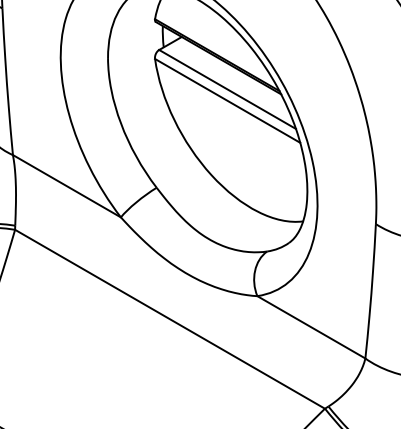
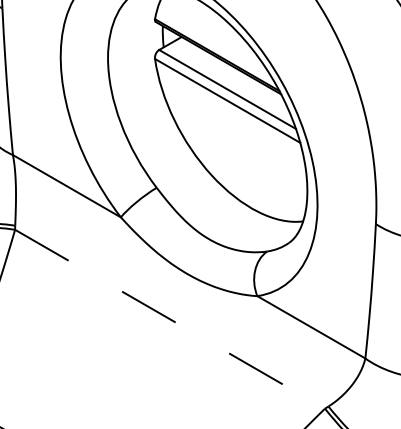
line: solid -> dashed (170, 319)
